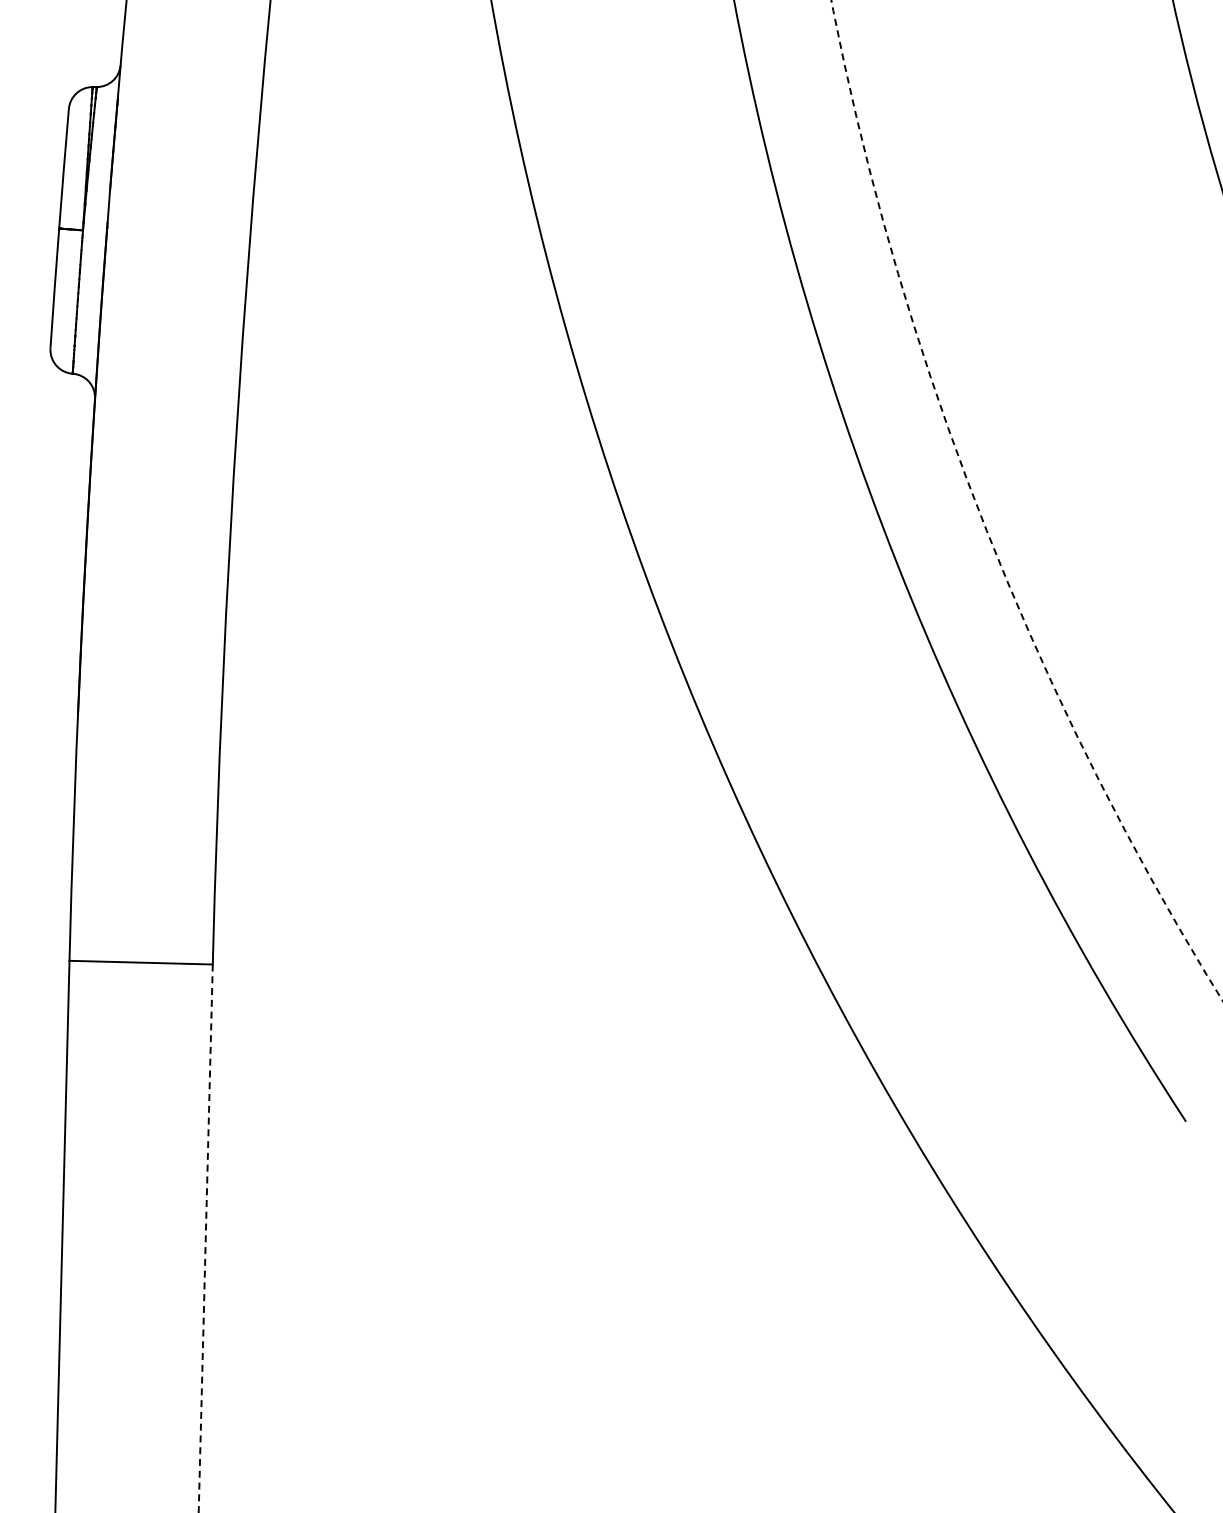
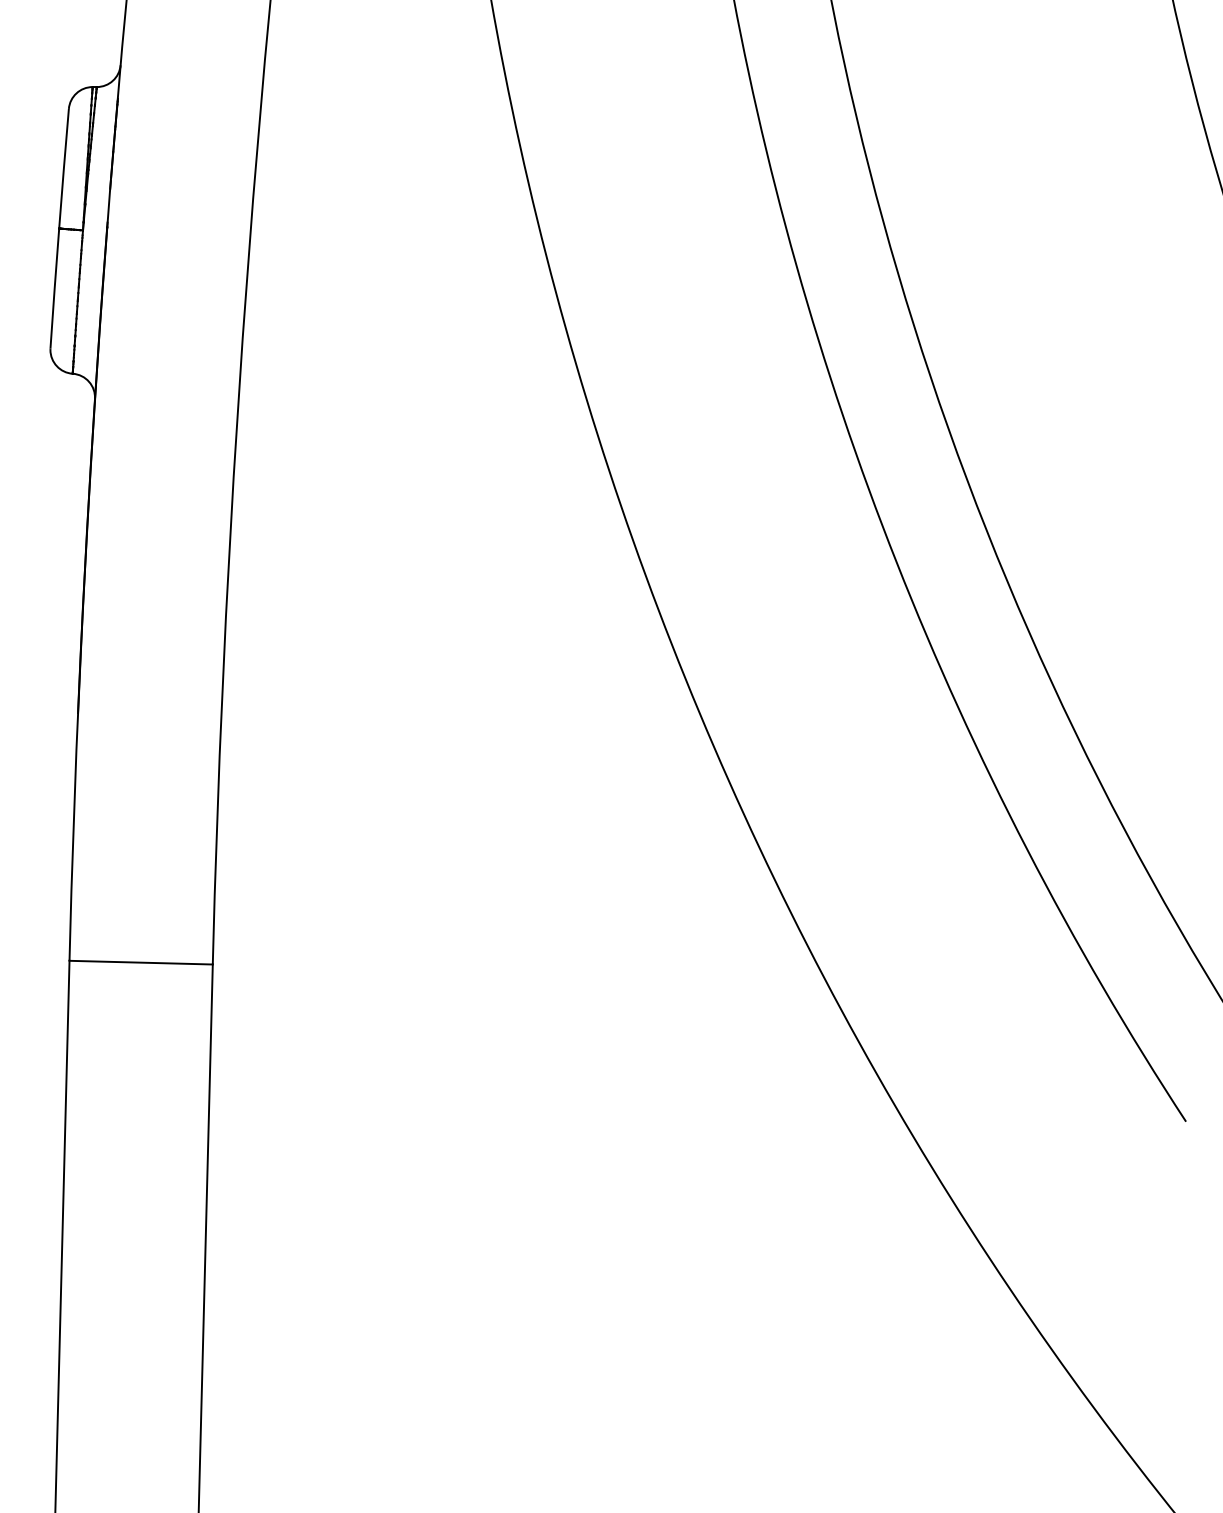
arc: dashed -> solid (981, 517)
line: dashed -> solid (205, 1238)
